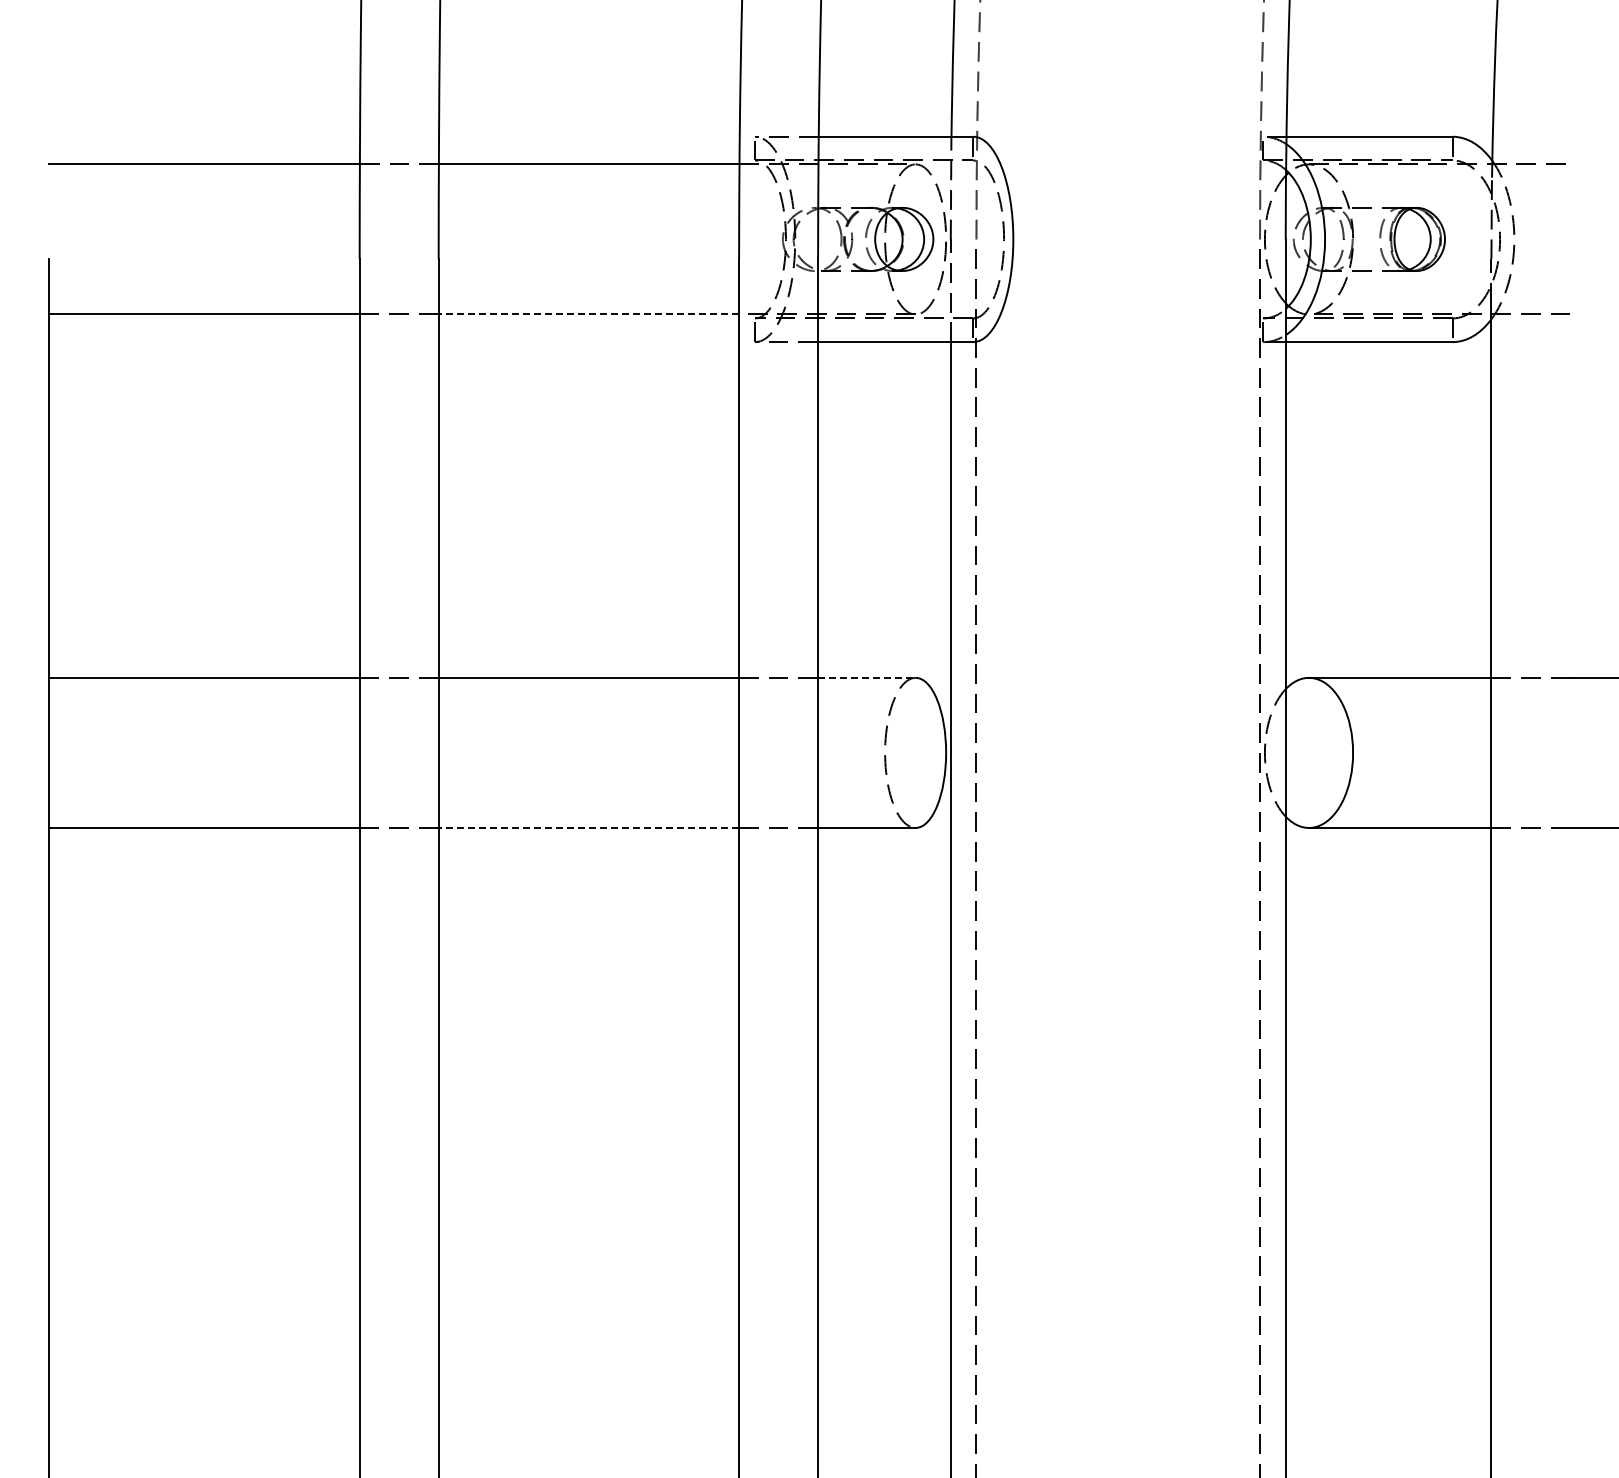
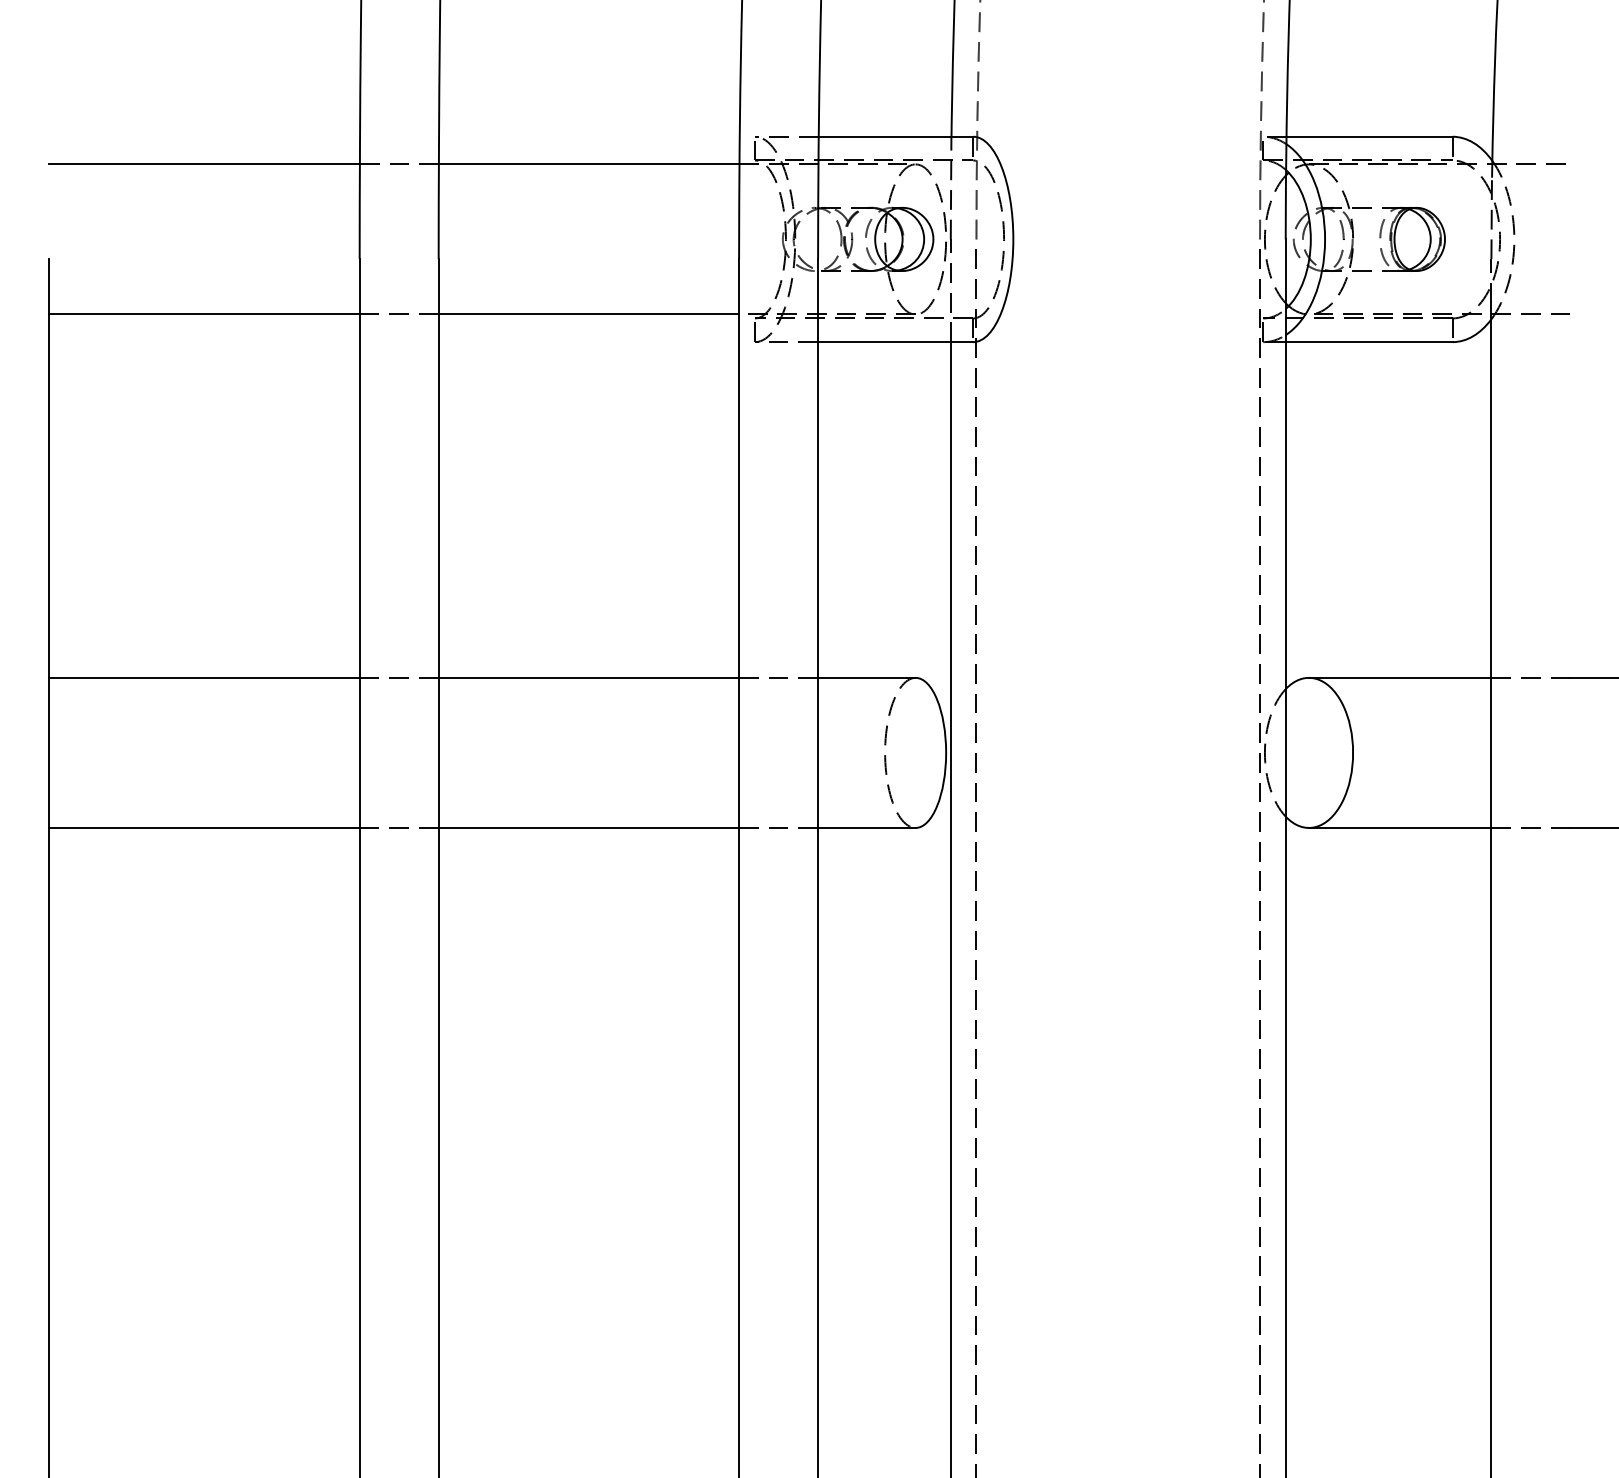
line: dashed -> solid (588, 314)
line: dashed -> solid (866, 677)
line: dashed -> solid (588, 827)
